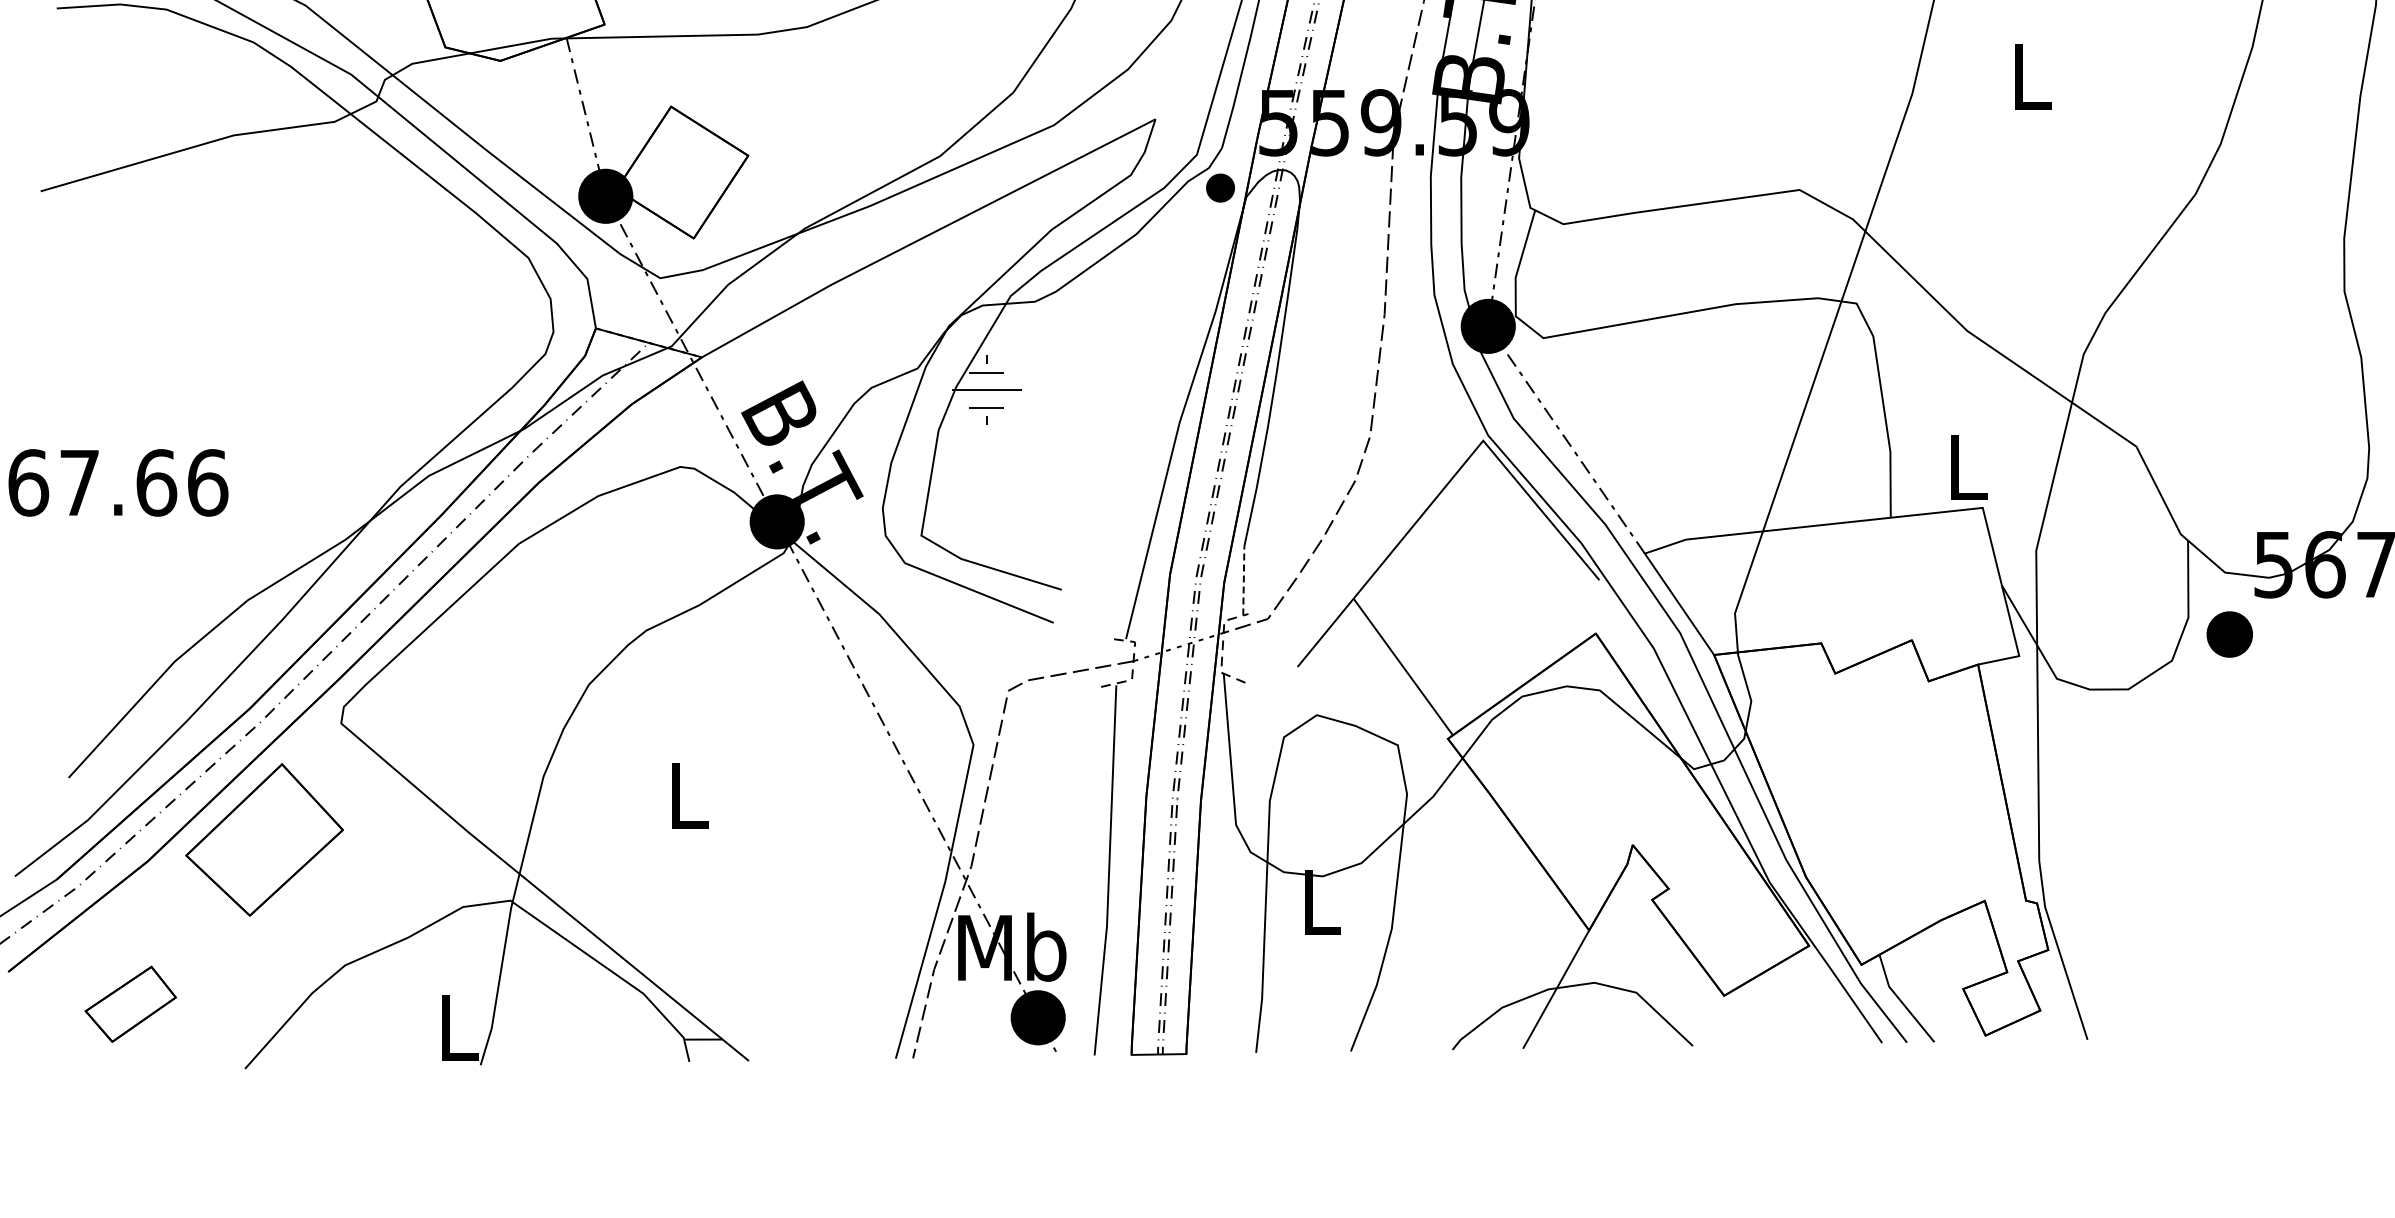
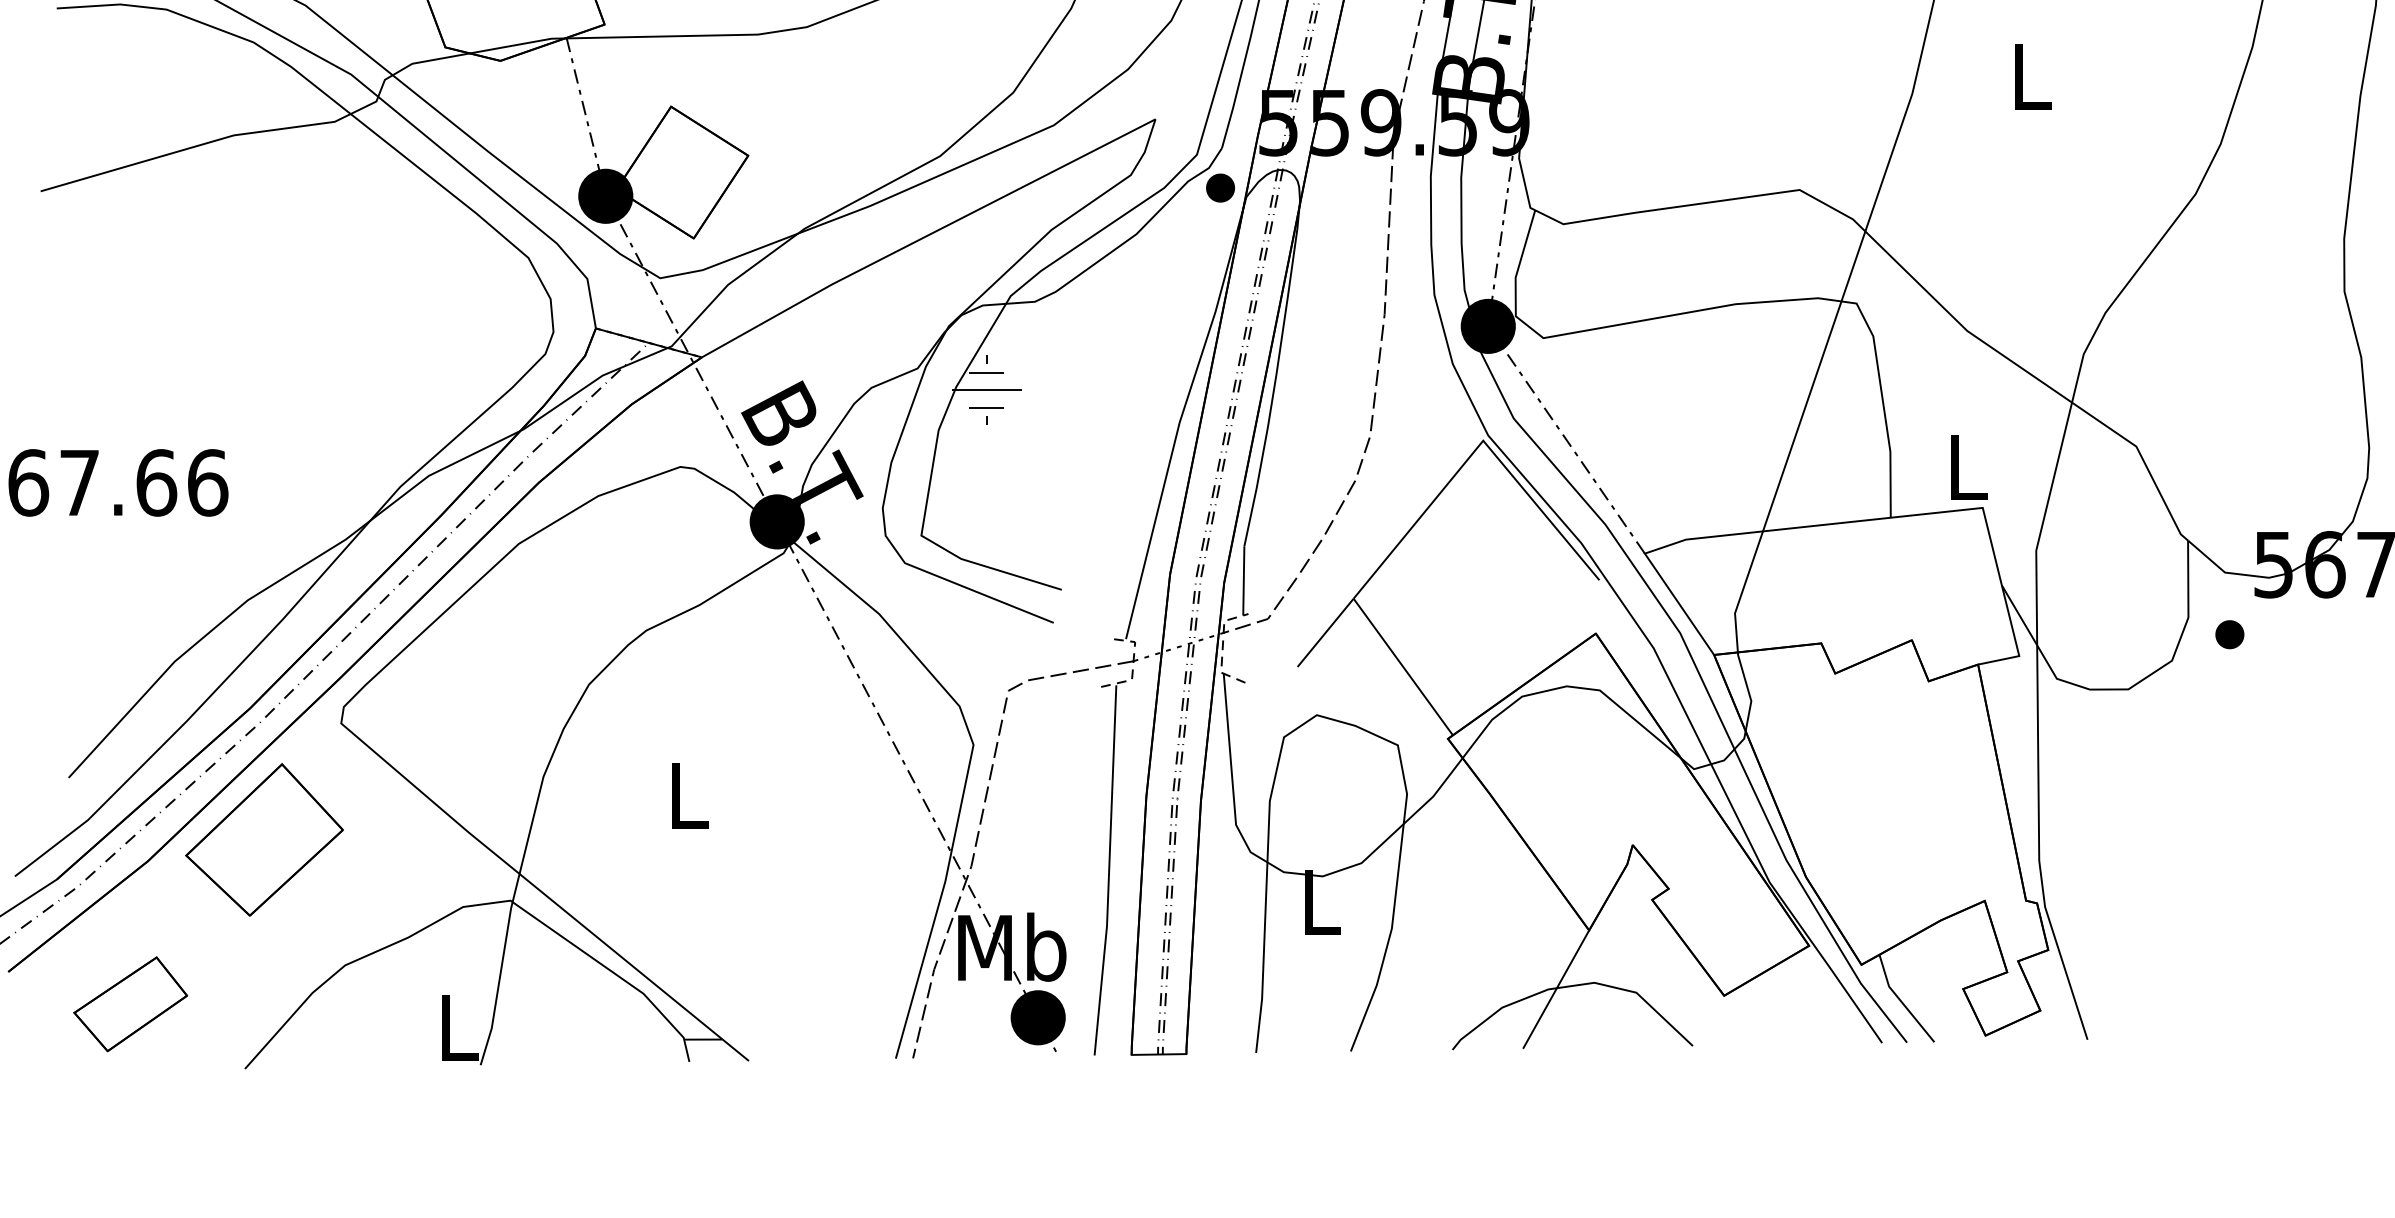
line: dashed -> solid (1243, 580)
part size: 47x47 px -> 30x30 px (2229, 634)
part size: 93x78 px -> 116x97 px (130, 1004)
